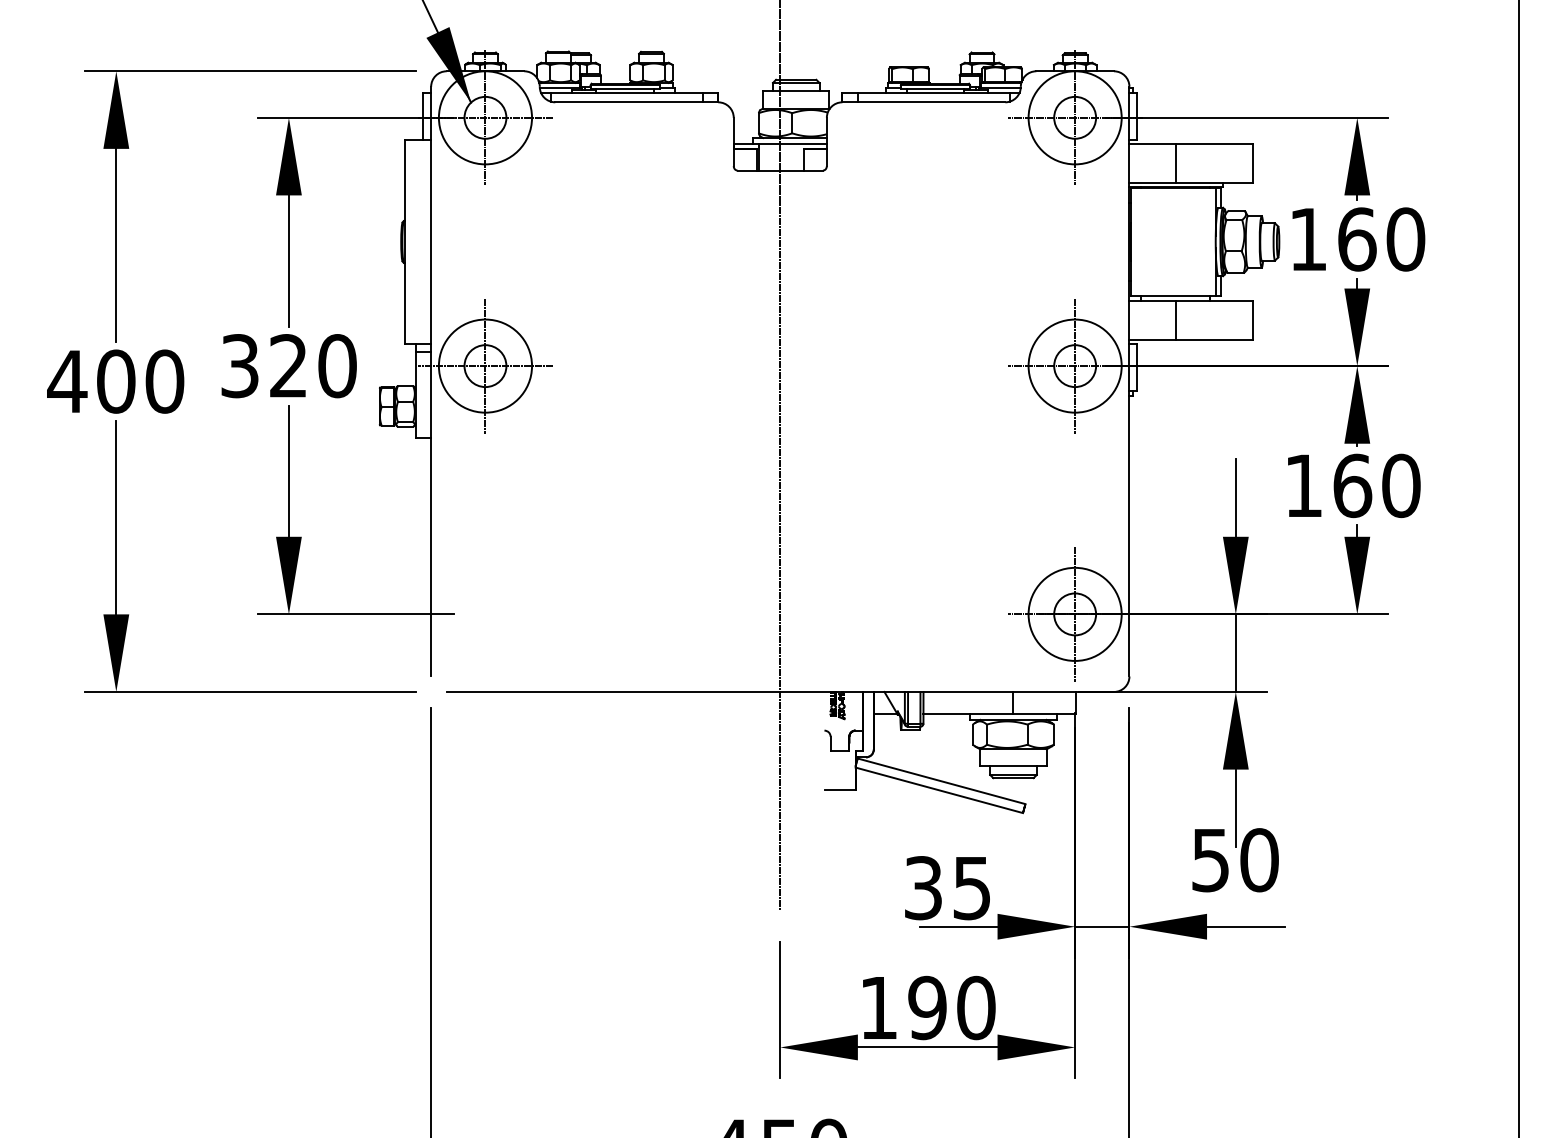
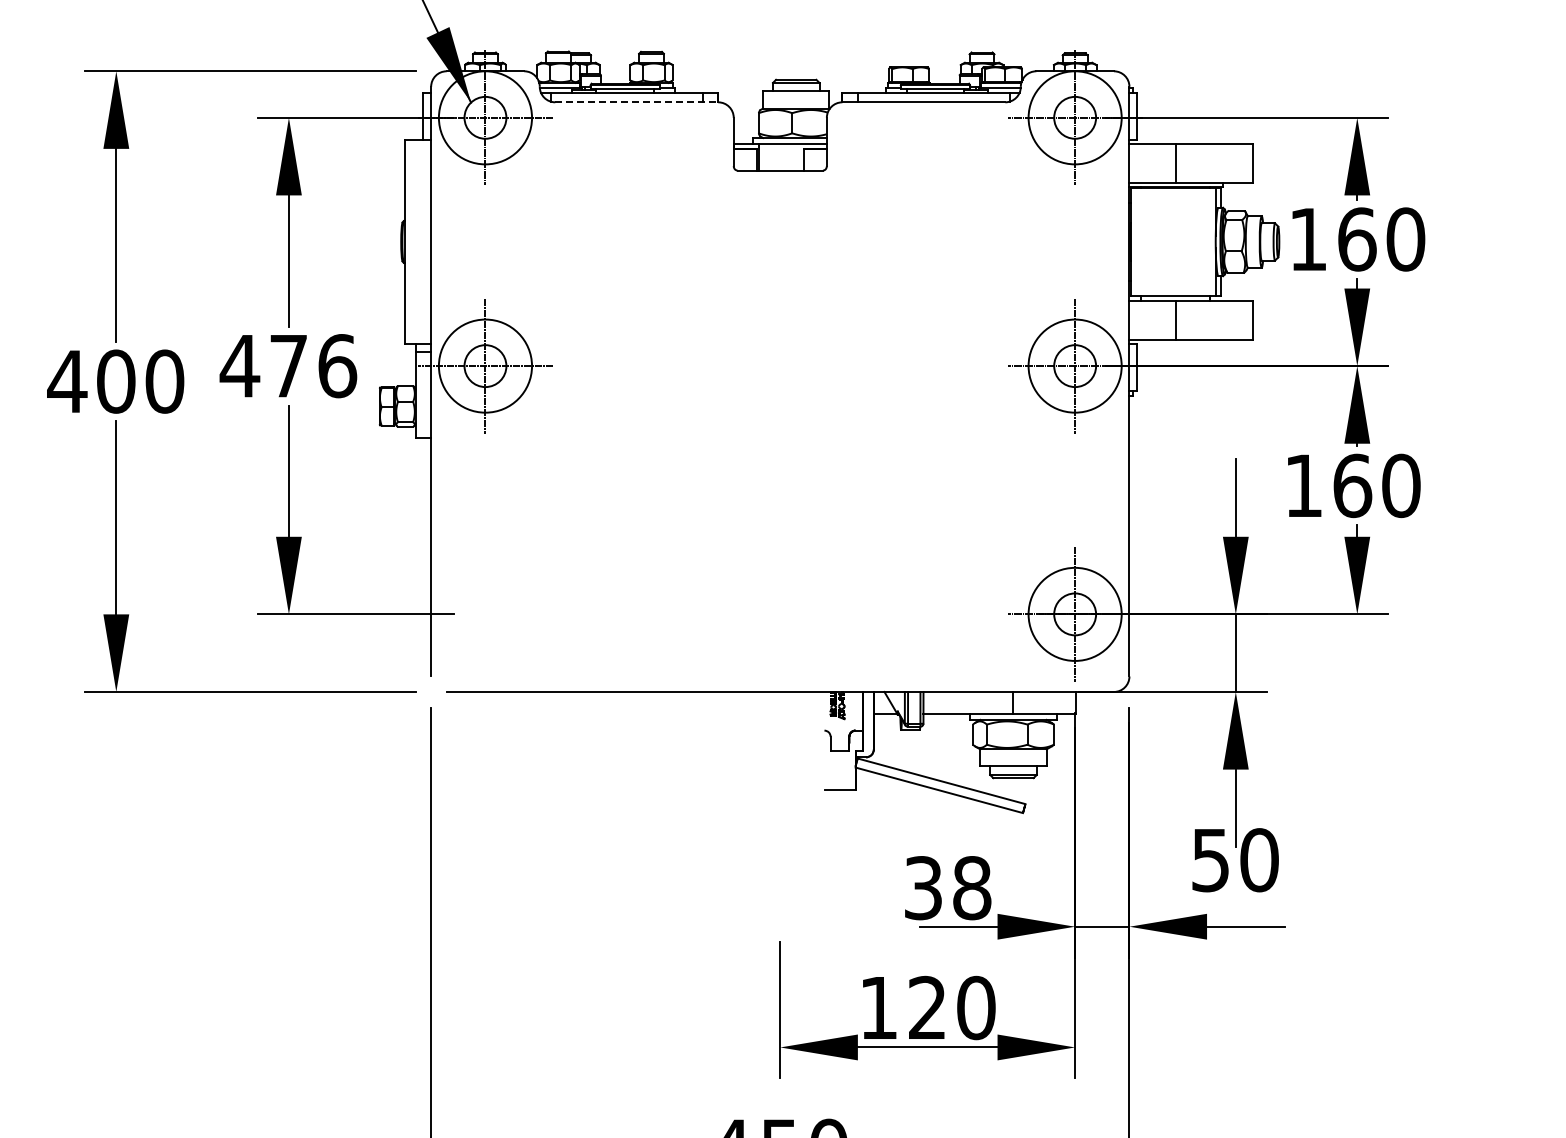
line: solid -> dashed (637, 102)
text: 320 -> 476 (288, 366)
line: present -> none (780, 456)
line: present -> none (1519, 568)
text: 35 -> 38 (972, 888)
text: 190 -> 120 (927, 1008)
